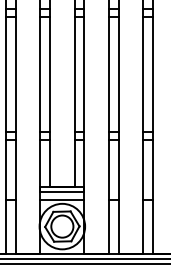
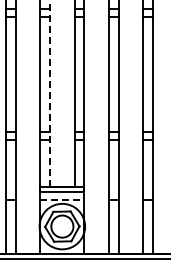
line: solid -> dashed (50, 93)
line: solid -> dashed (62, 199)
line: present -> none (84, 264)
